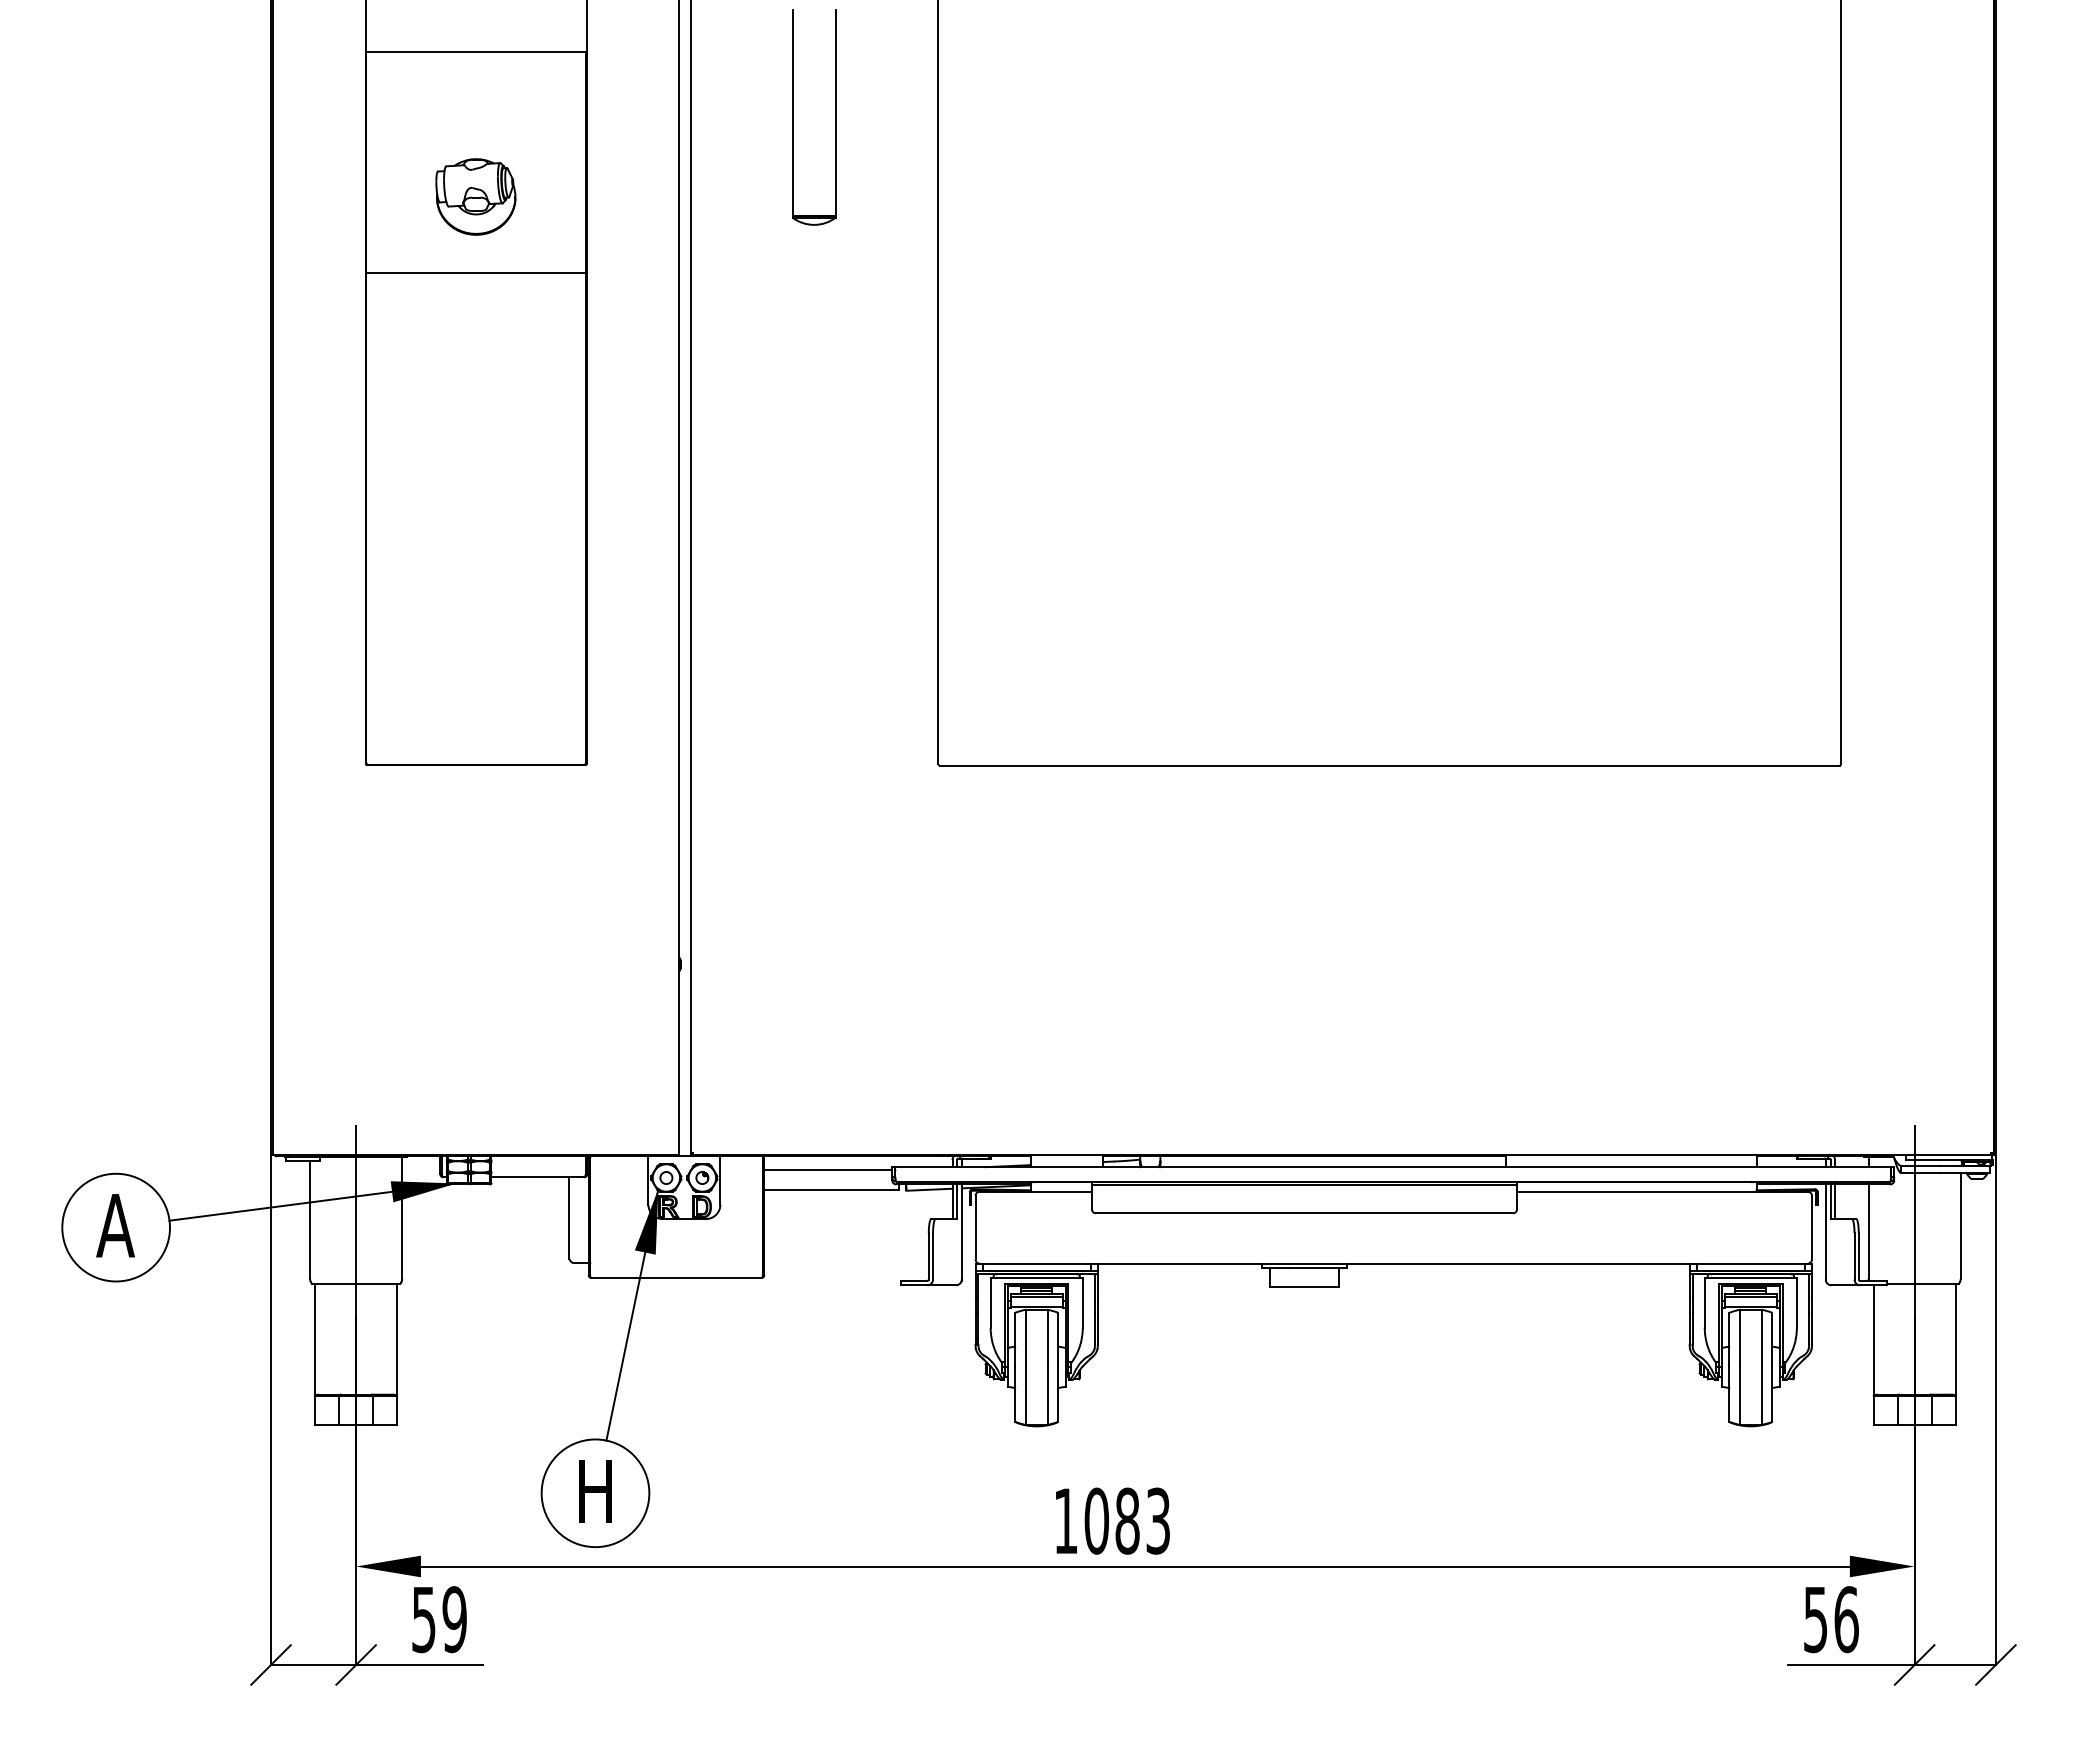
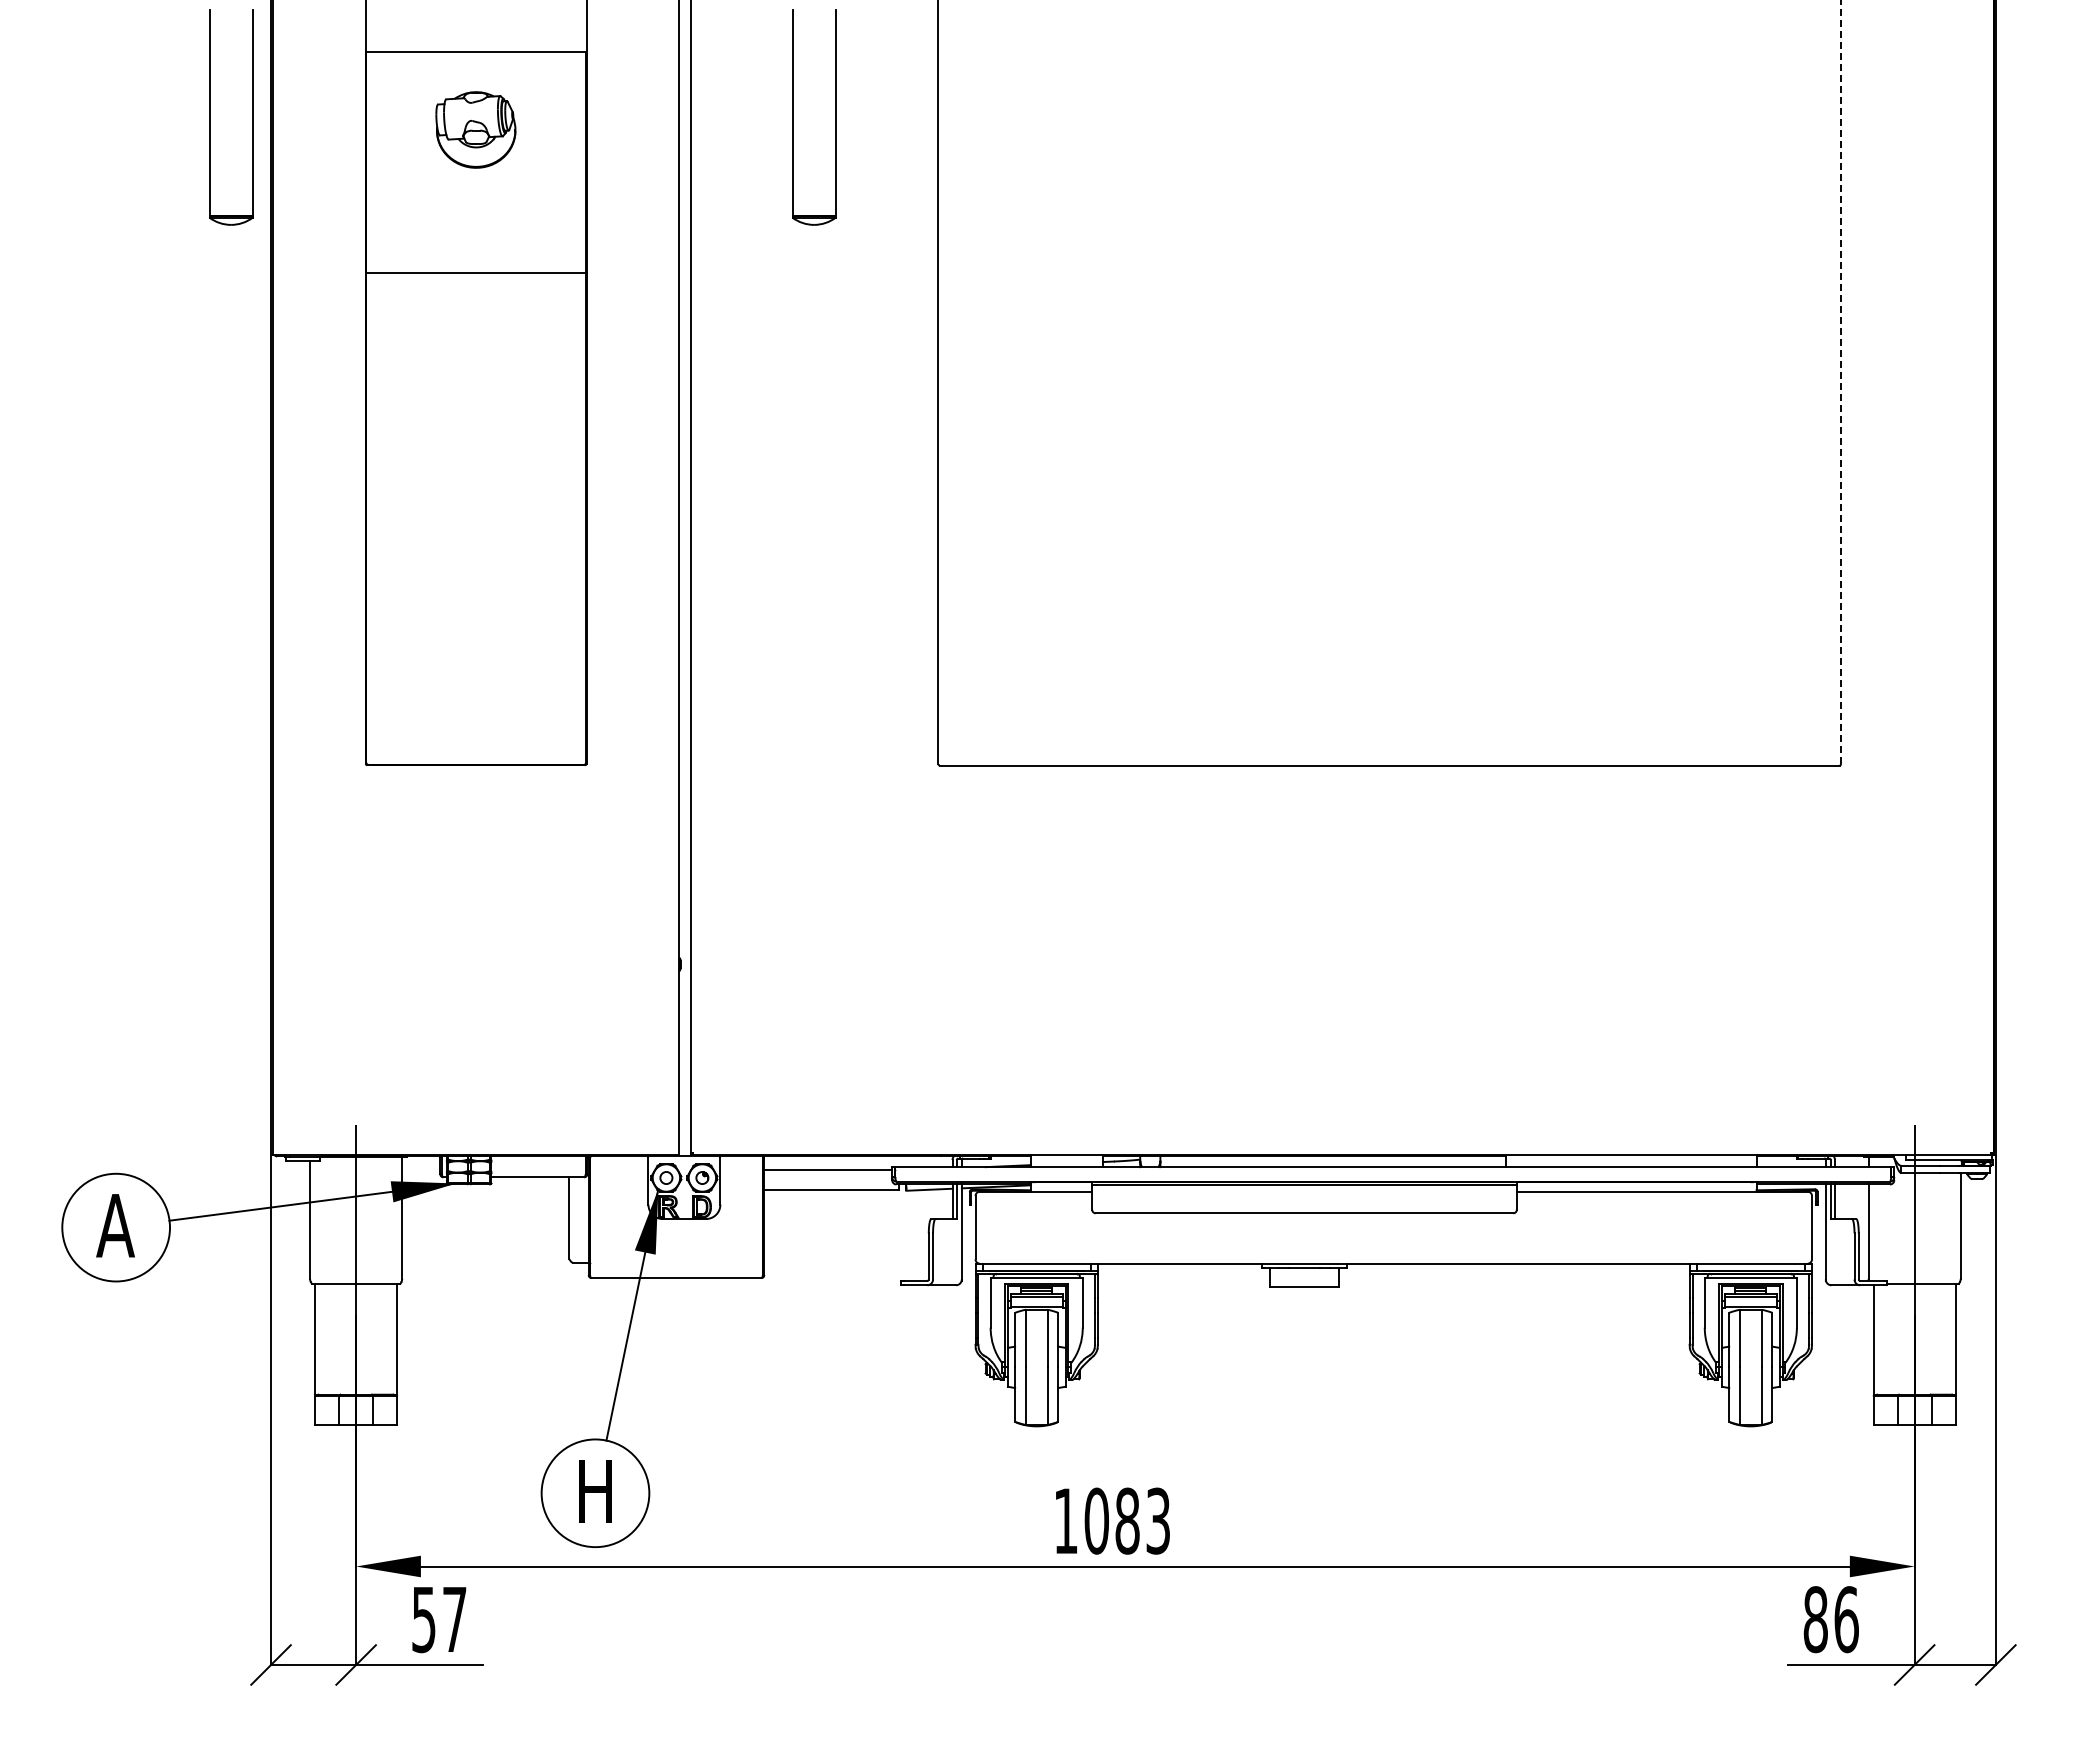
part: none -> present (210, 117)
part position: (475, 196) -> (475, 129) (475, 129)
line: solid -> dashed (1841, 382)
text: 59 -> 57 (454, 1619)
text: 56 -> 86 (1815, 1619)
